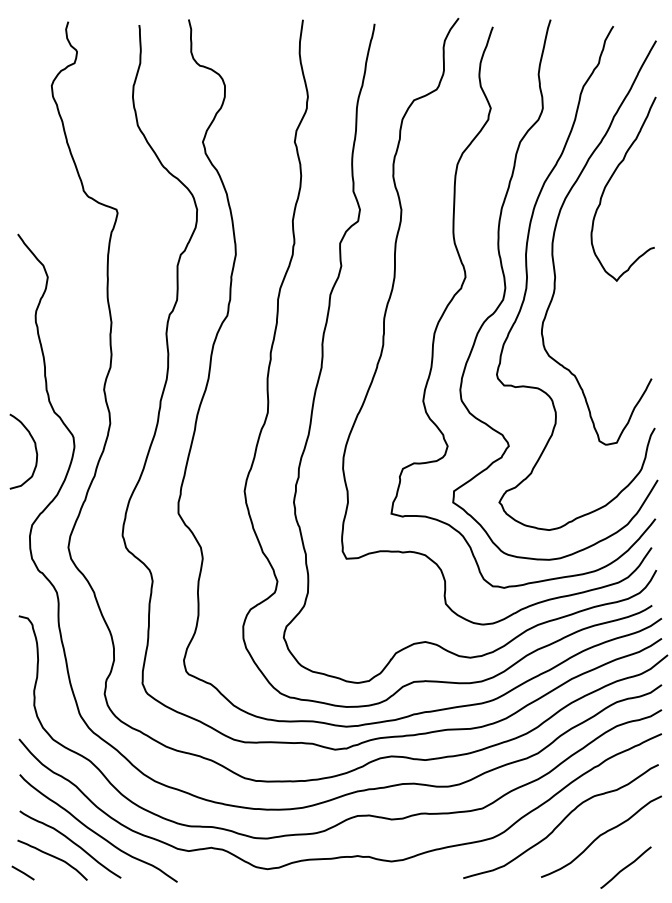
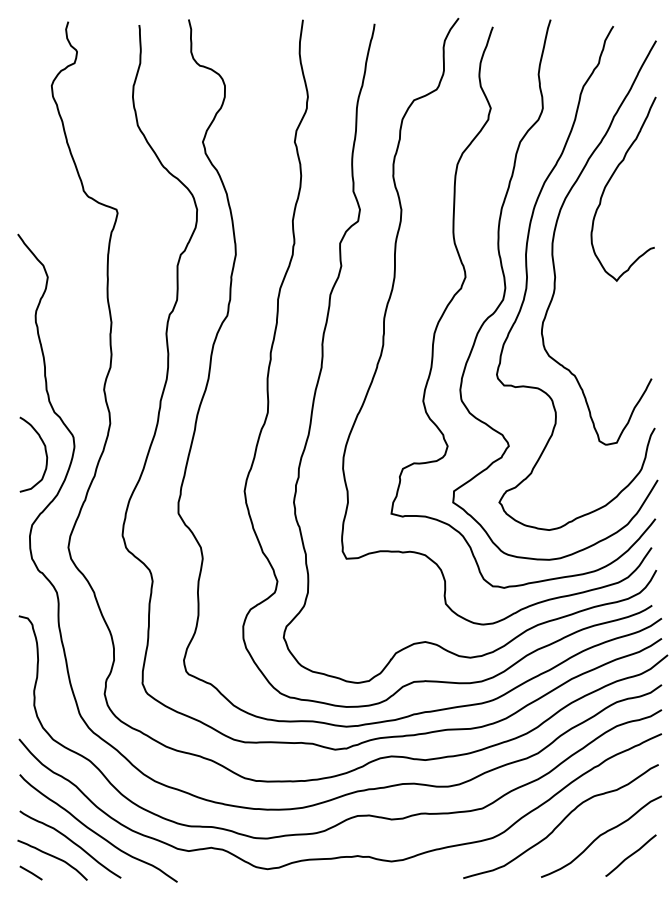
curve position: (34, 447) -> (44, 450) (44, 450)
curve position: (625, 867) -> (630, 855) (630, 855)
line position: (22, 872) -> (30, 872) (30, 872)
